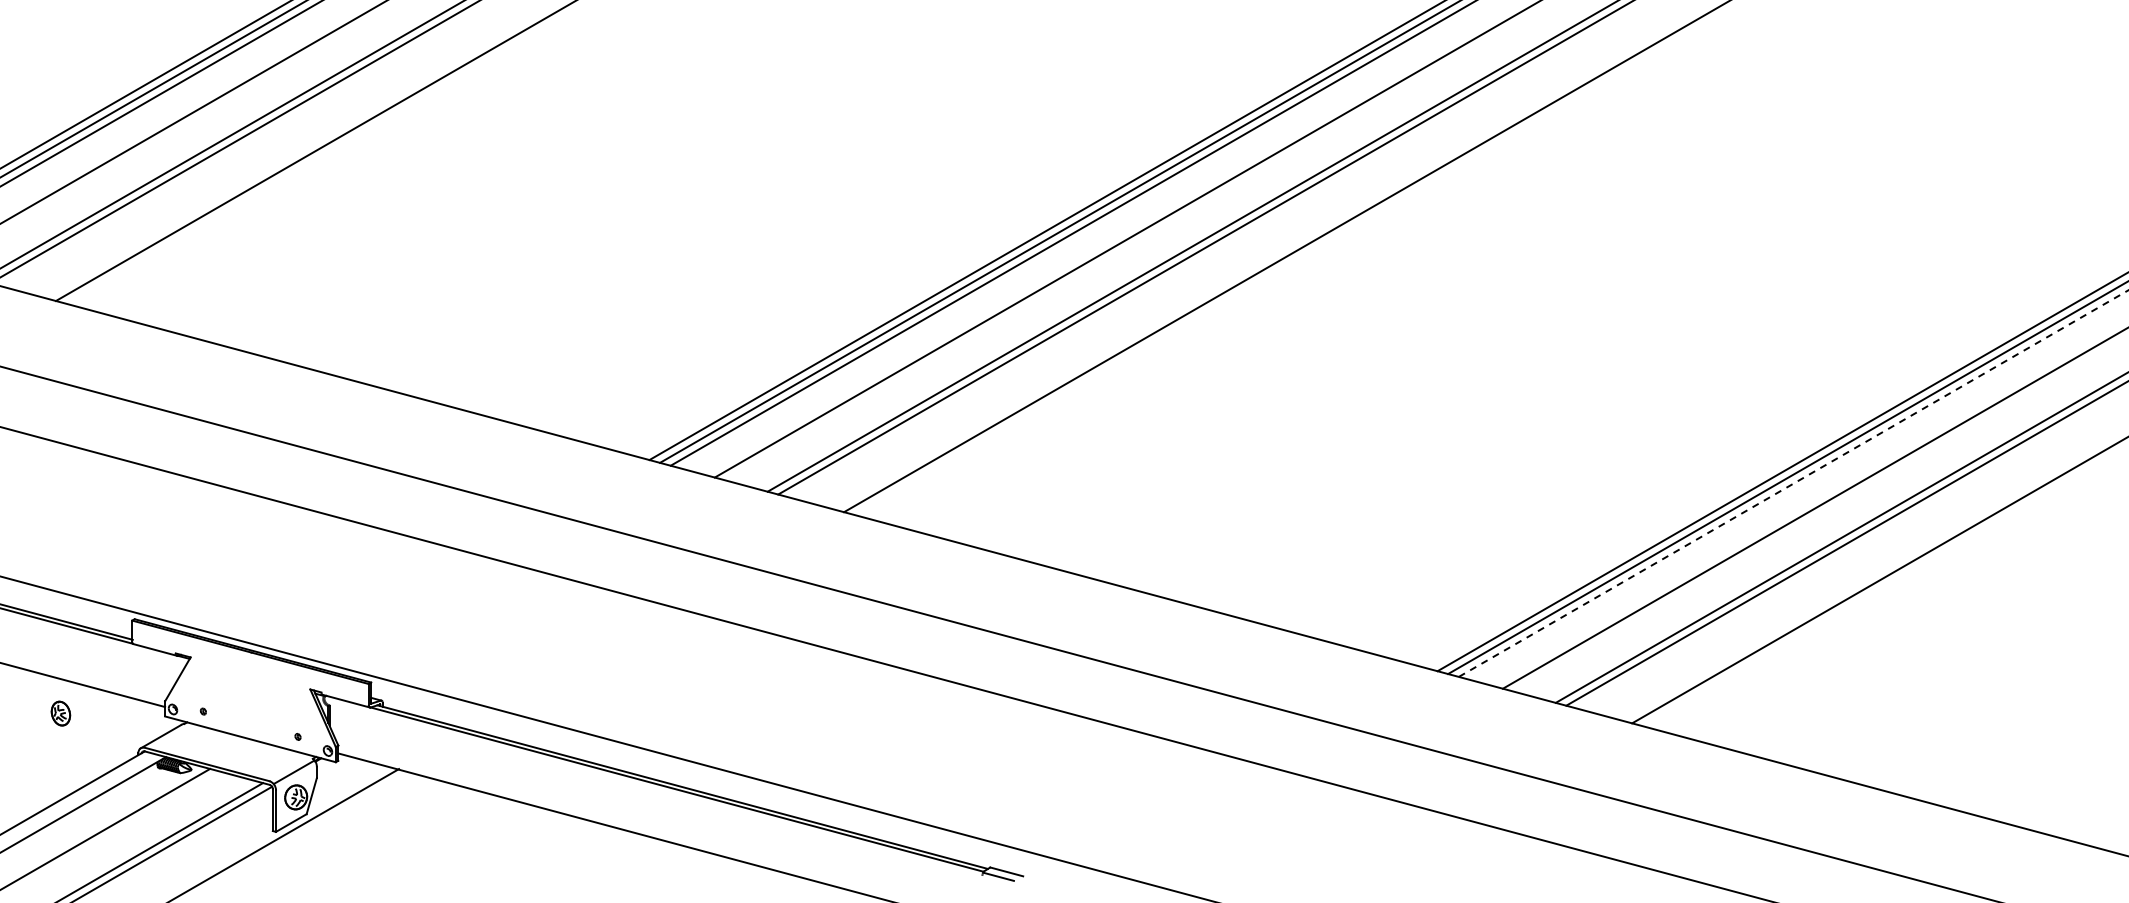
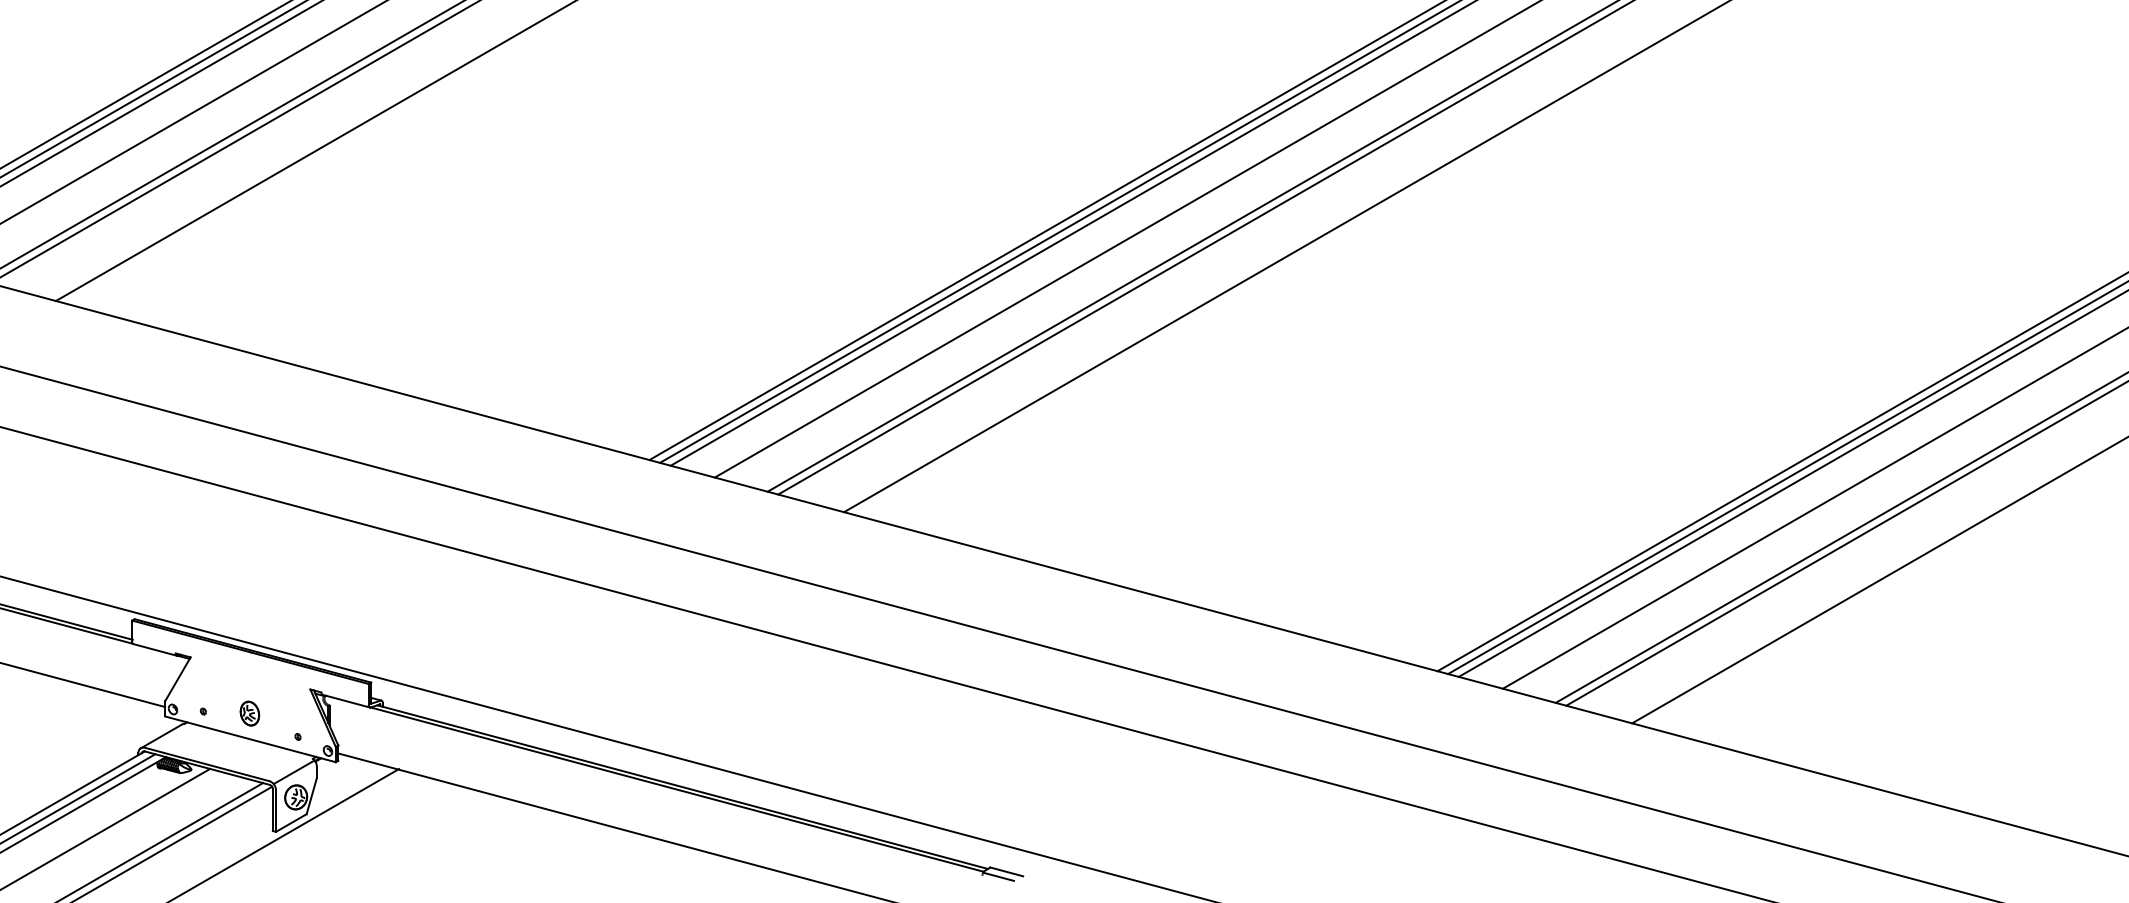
line: dashed -> solid (1793, 483)
part position: (60, 713) -> (249, 713) (249, 713)
line: none -> present (78, 798)
